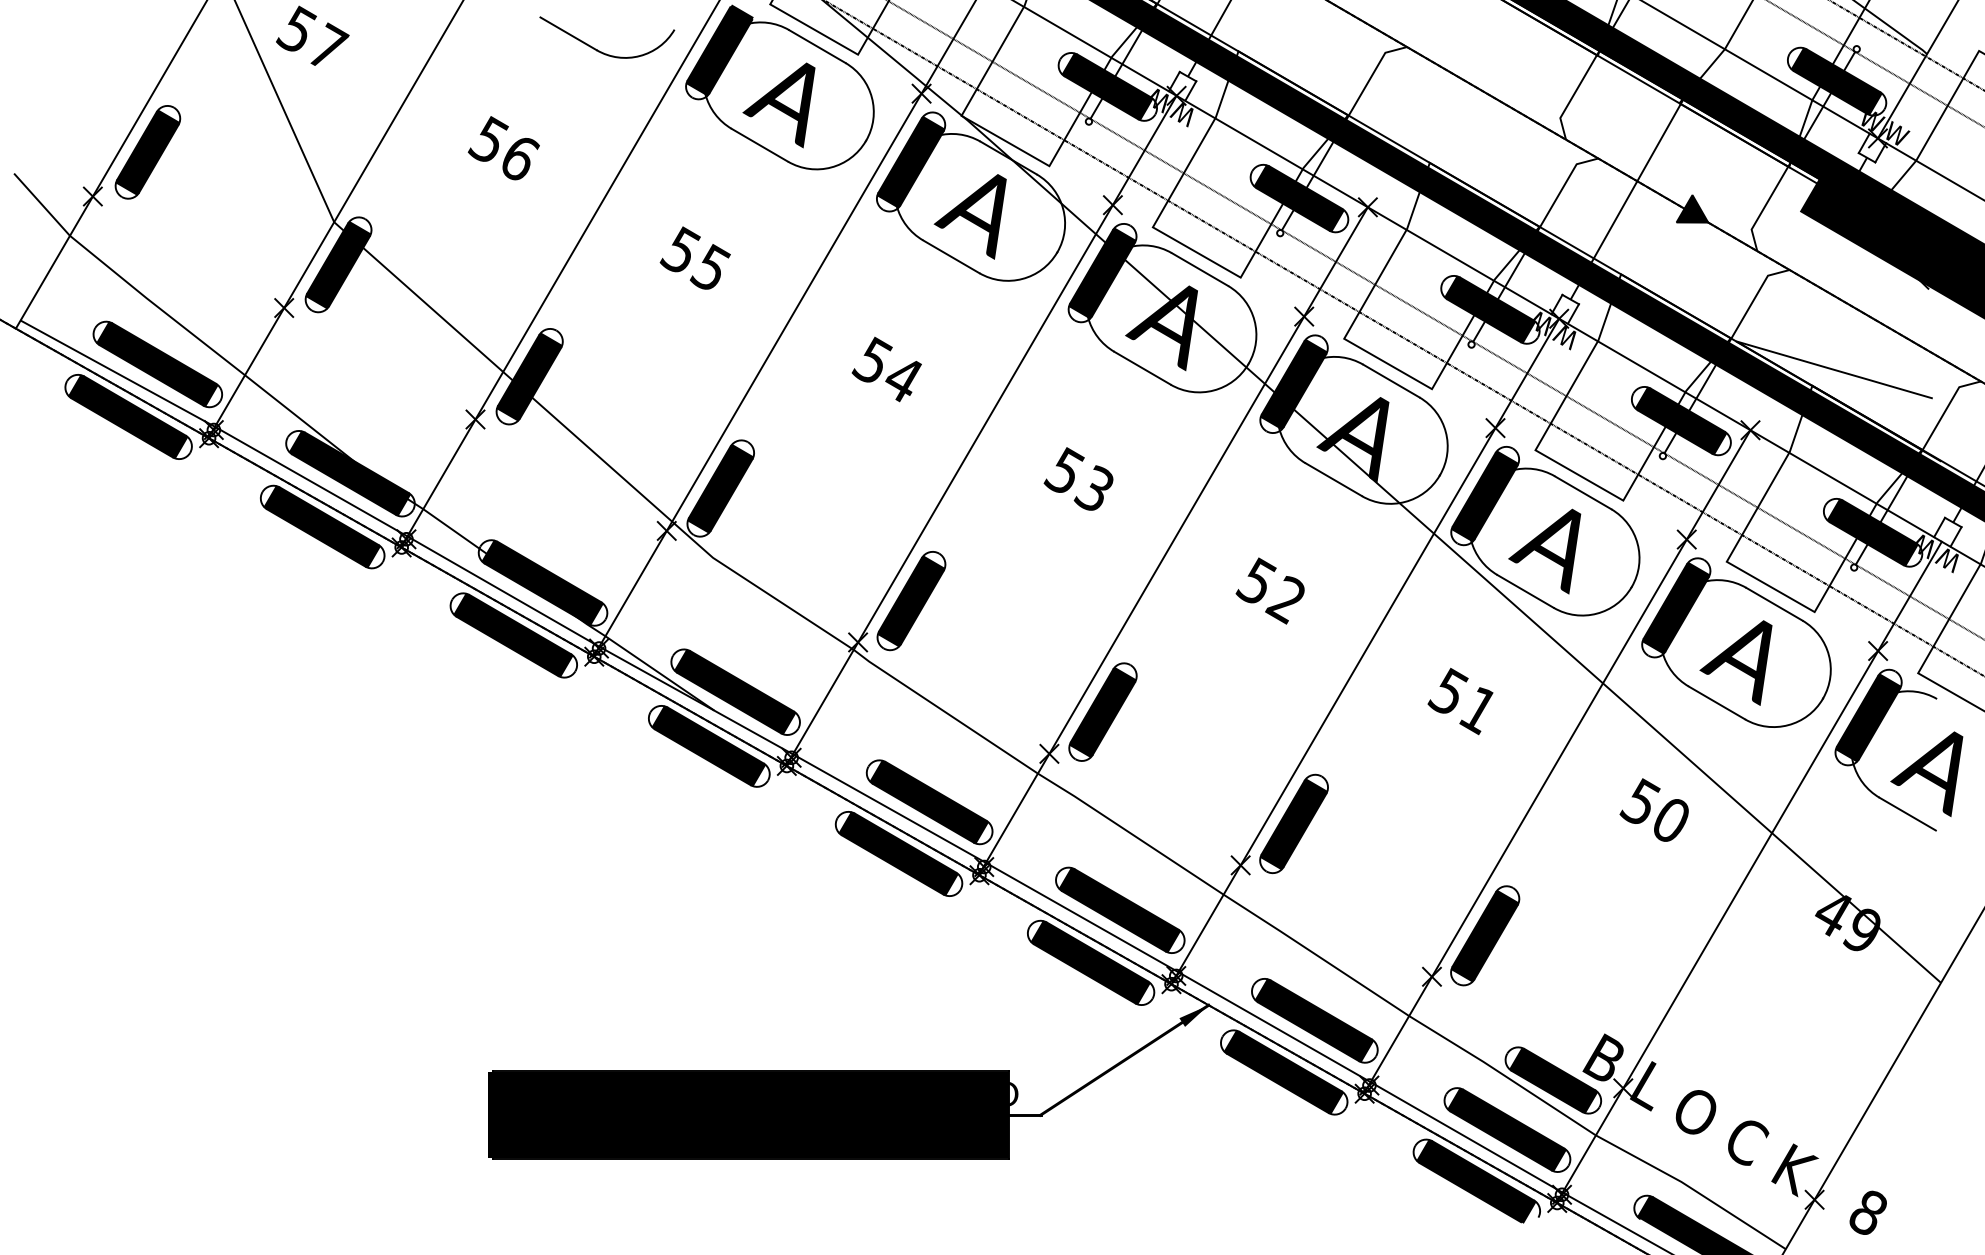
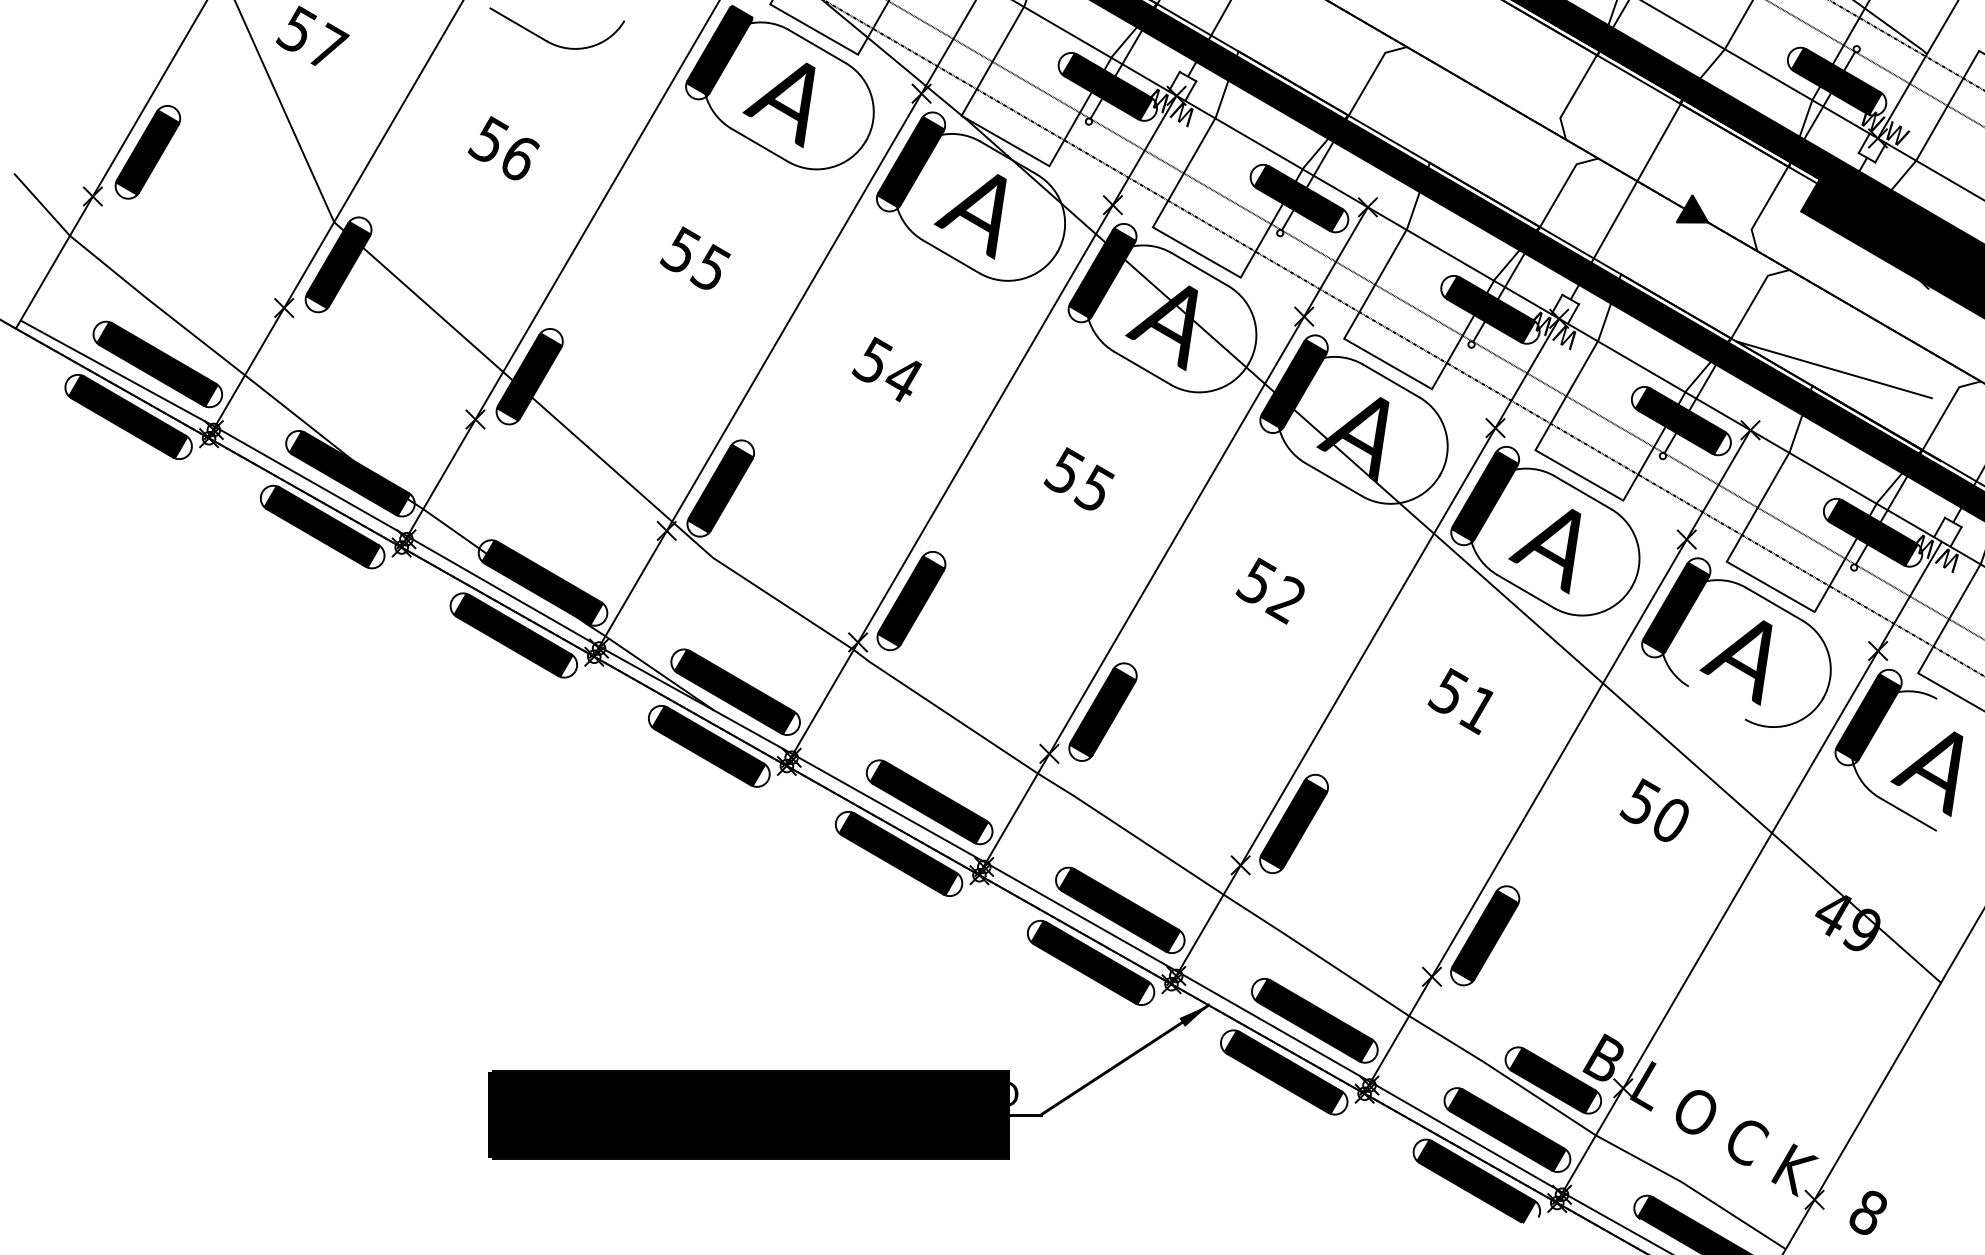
part position: (601, 51) -> (551, 42) (551, 42)
text: 53 -> 55 (1094, 487)
line: present -> none (1716, 702)
